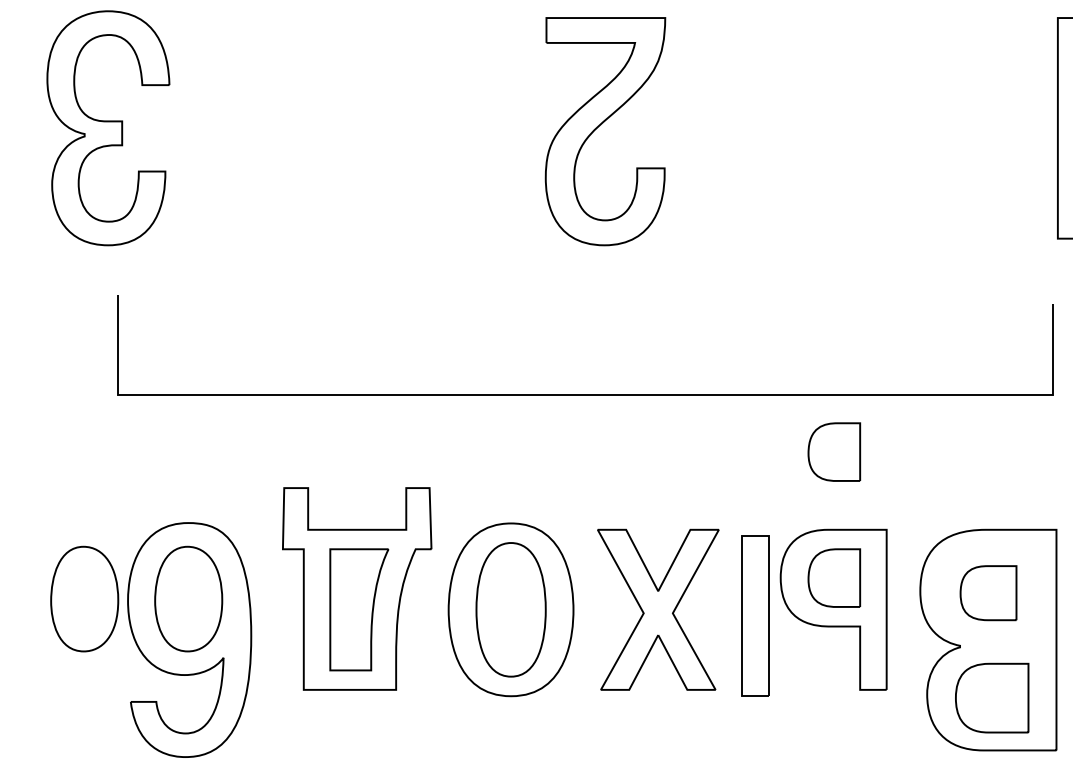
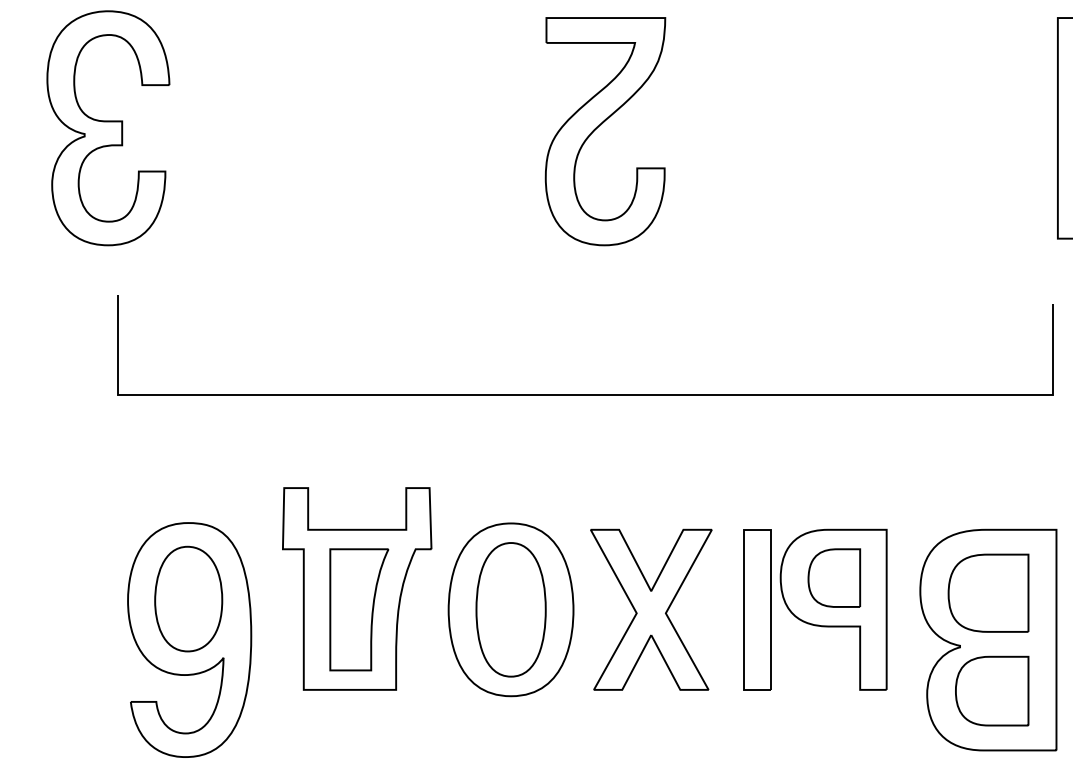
part: present -> none (834, 451)
part size: 59x57 px -> 83x80 px (988, 592)
part: present -> none (84, 598)
part position: (658, 609) -> (651, 609) (651, 609)
part position: (755, 615) -> (757, 609) (757, 609)
part position: (992, 697) -> (992, 690) (992, 690)
